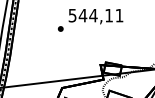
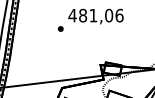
text: 544,11 -> 481,06 (95, 15)
